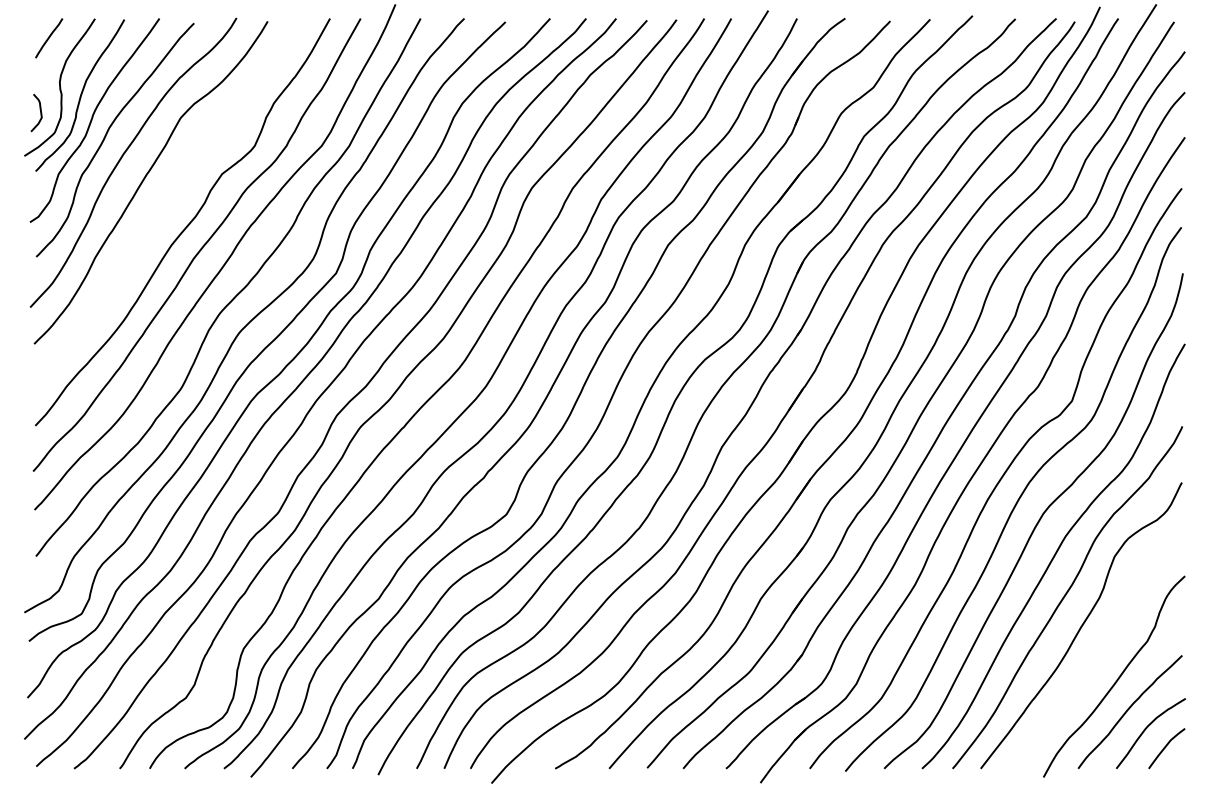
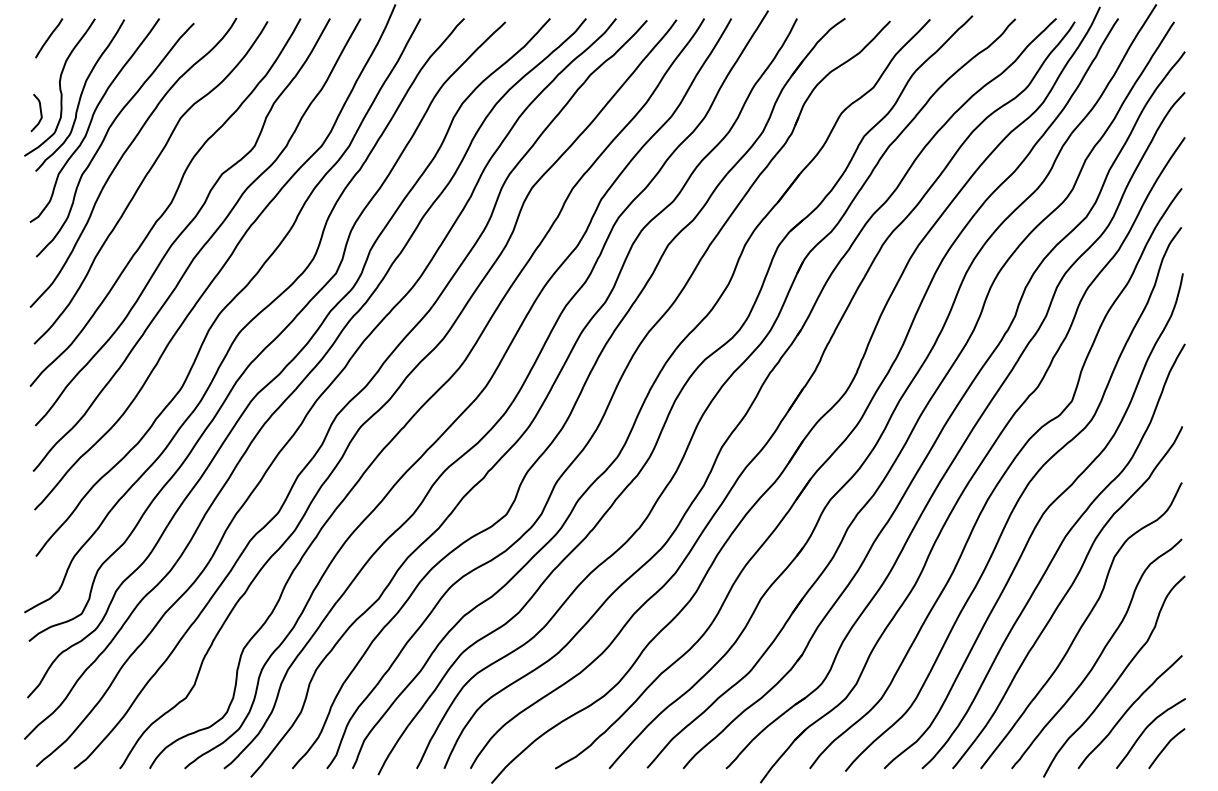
curve: none -> present (168, 204)
curve: none -> present (1099, 654)
